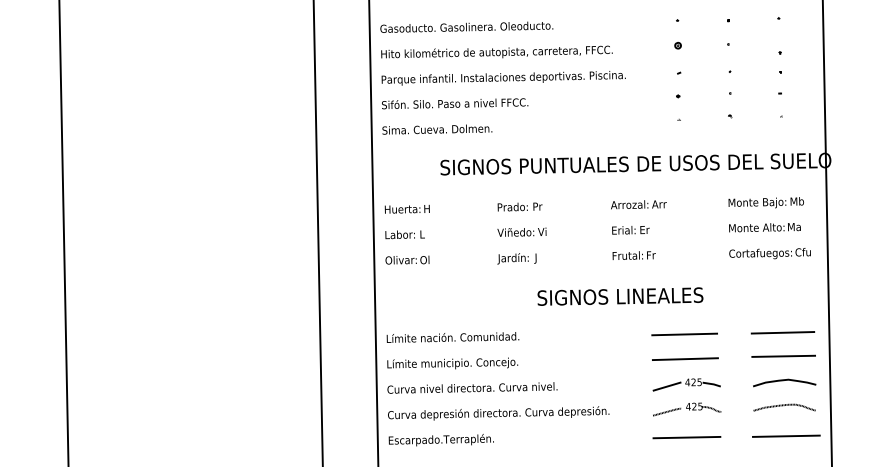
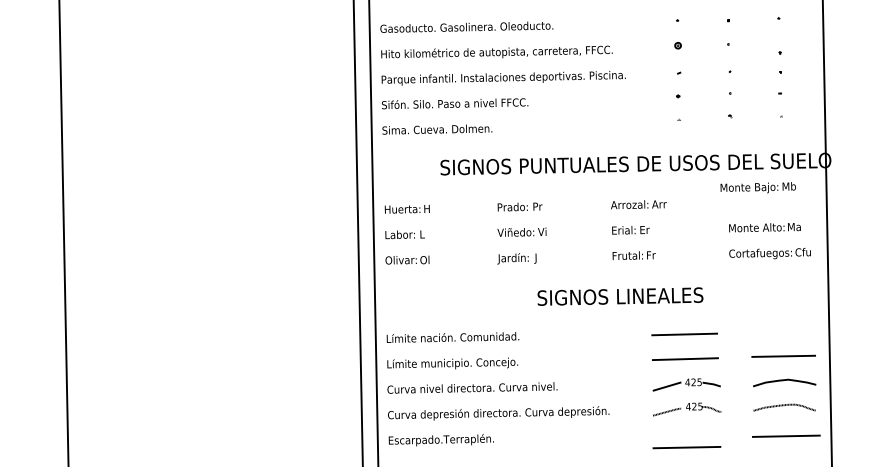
text position: (765, 202) -> (757, 187) (757, 187)
line position: (317, 232) -> (357, 232) (357, 232)
line: present -> none (782, 332)
line position: (686, 437) -> (686, 447) (686, 447)
